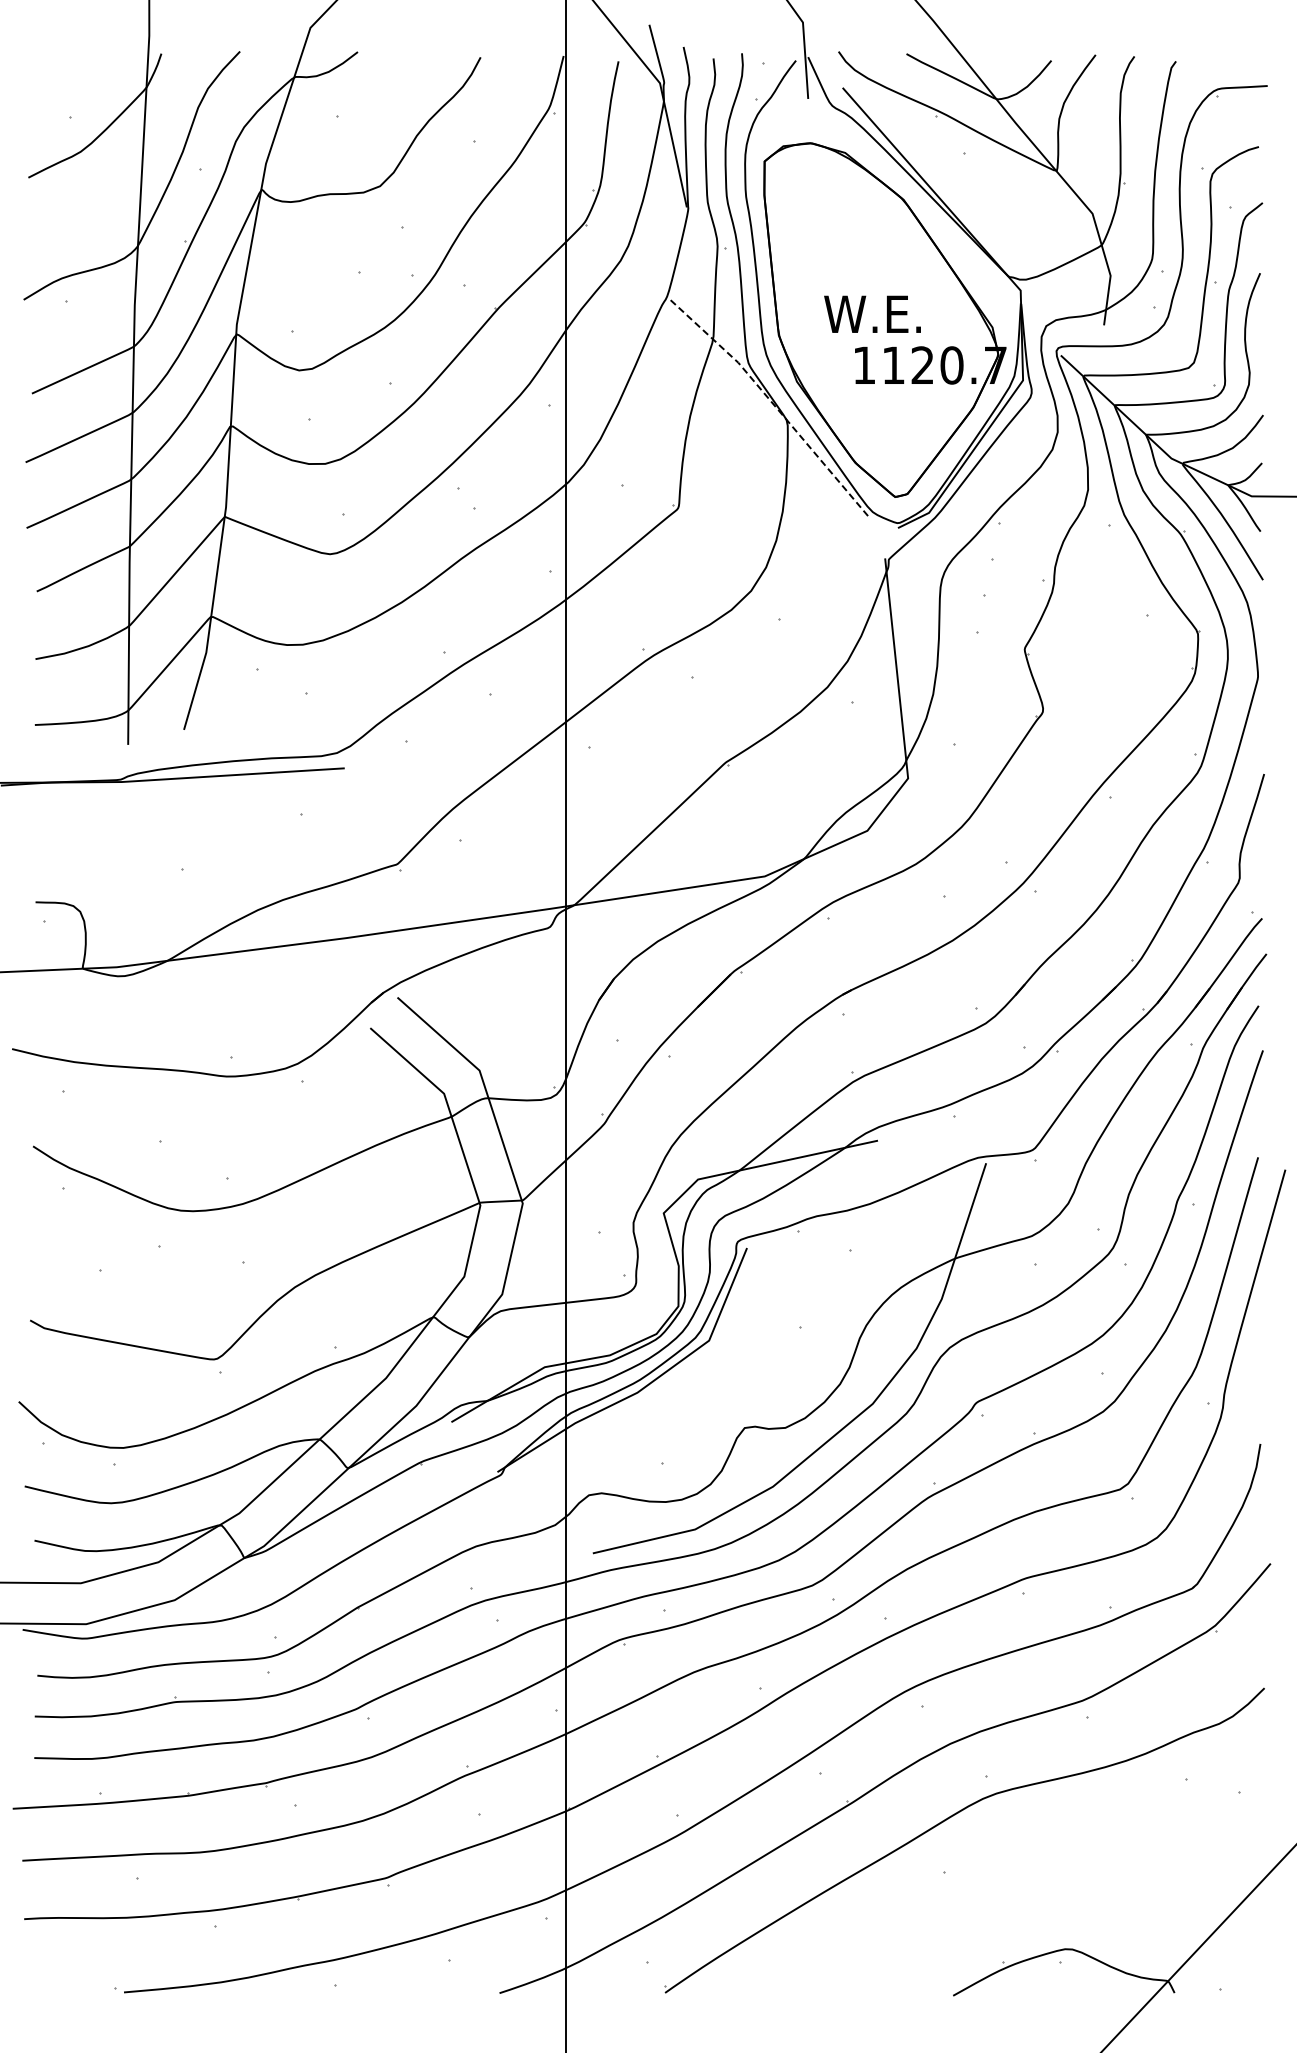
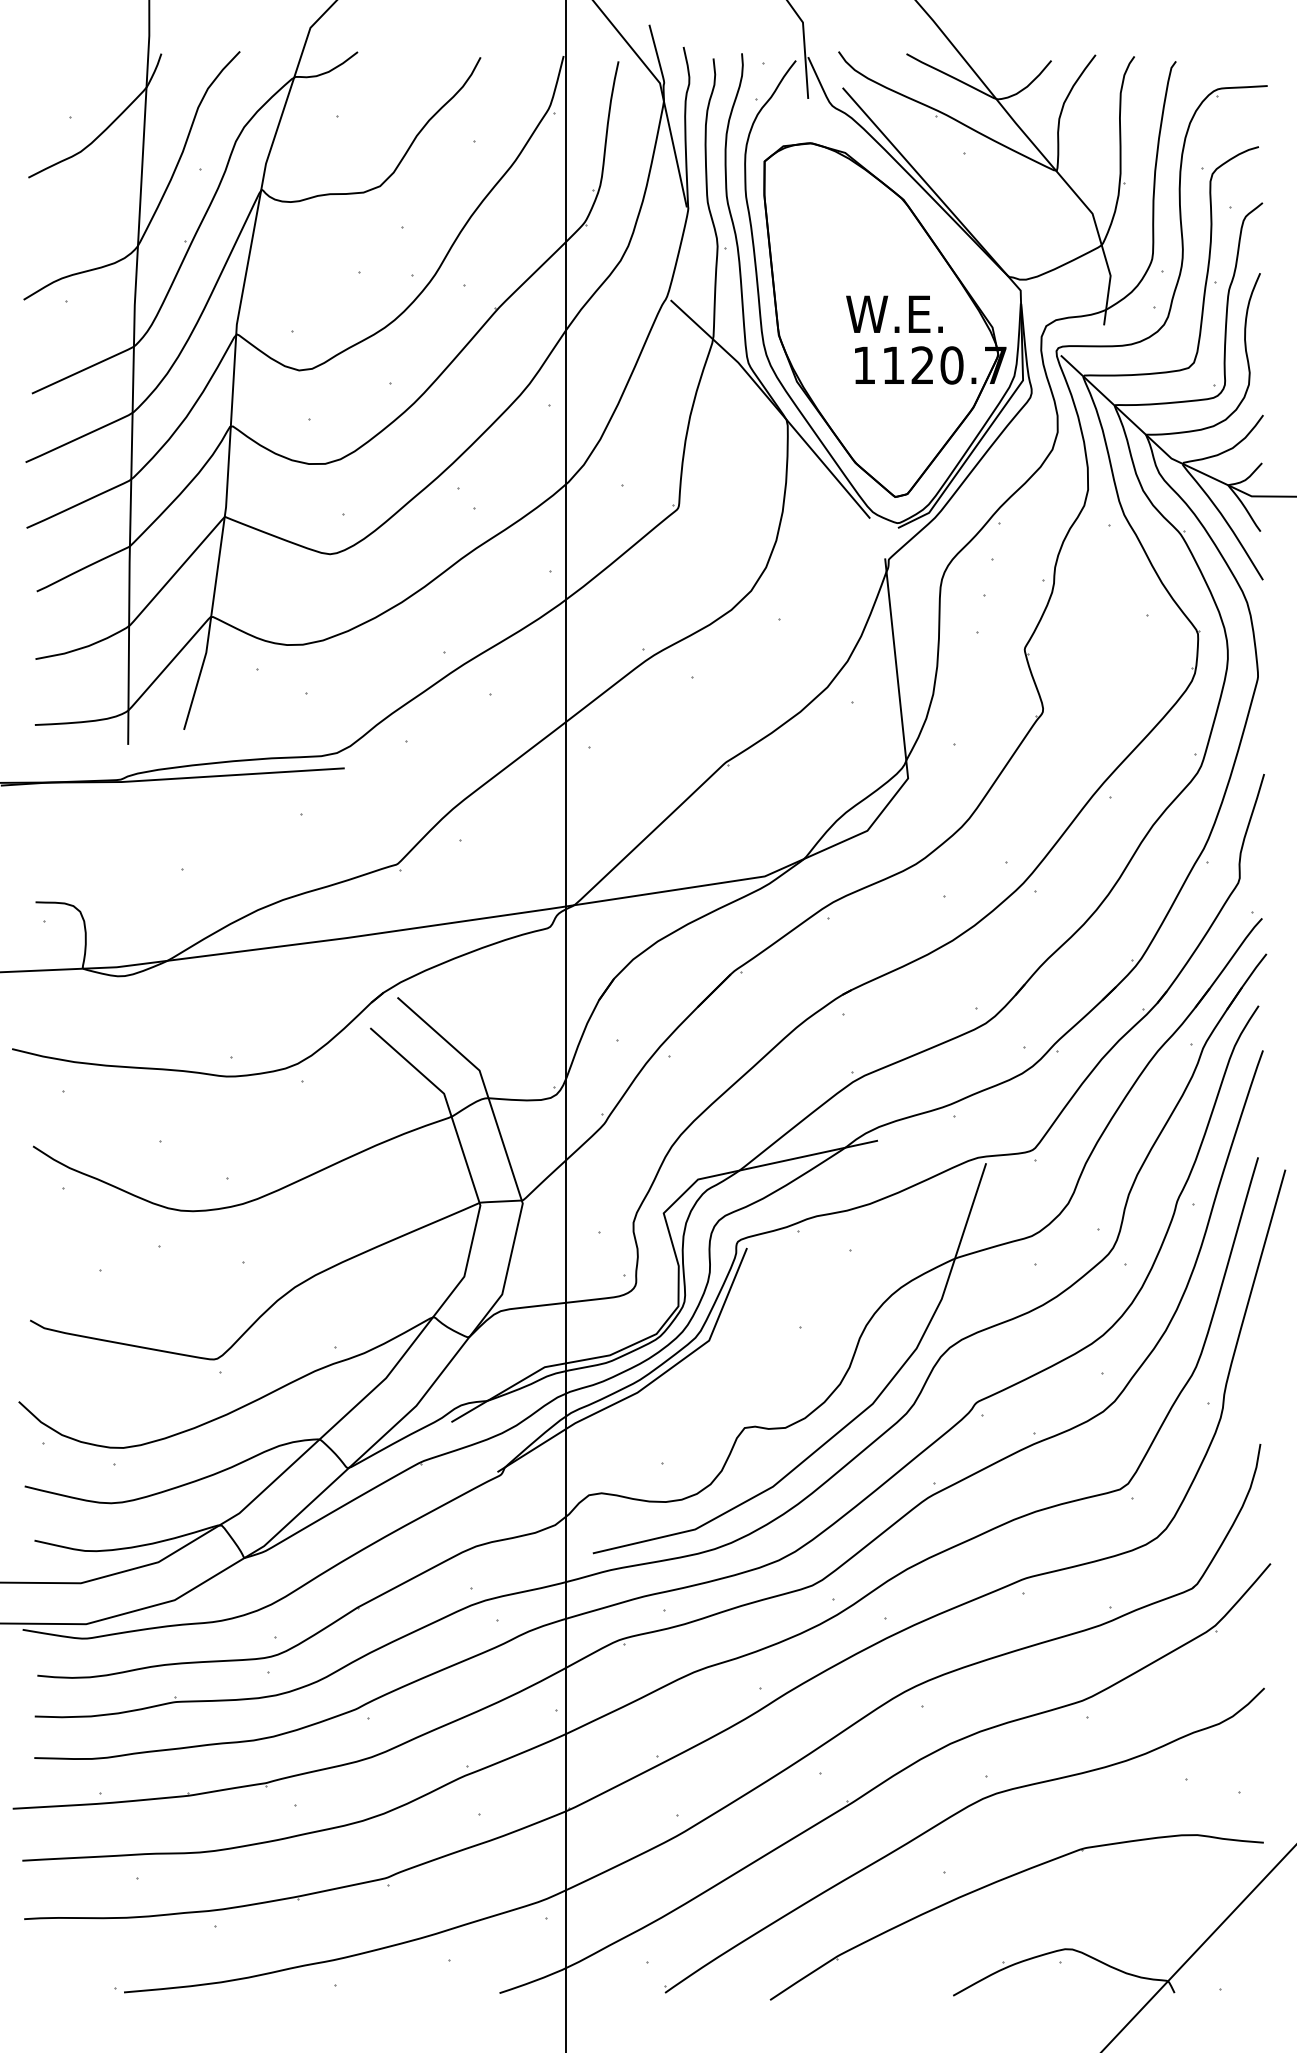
text position: (872, 313) -> (894, 313) (894, 313)
line: dashed -> solid (774, 405)
part: none -> present (1003, 1880)
